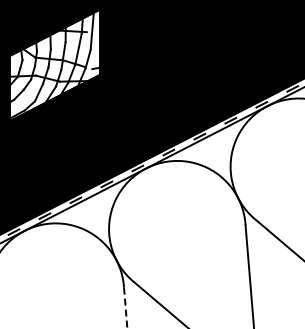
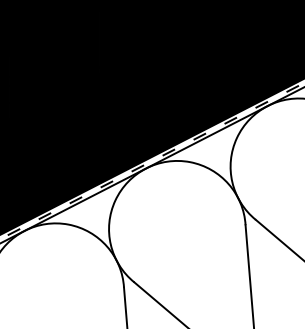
fill: none -> present (54, 65)
line: dashed -> solid (125, 308)
